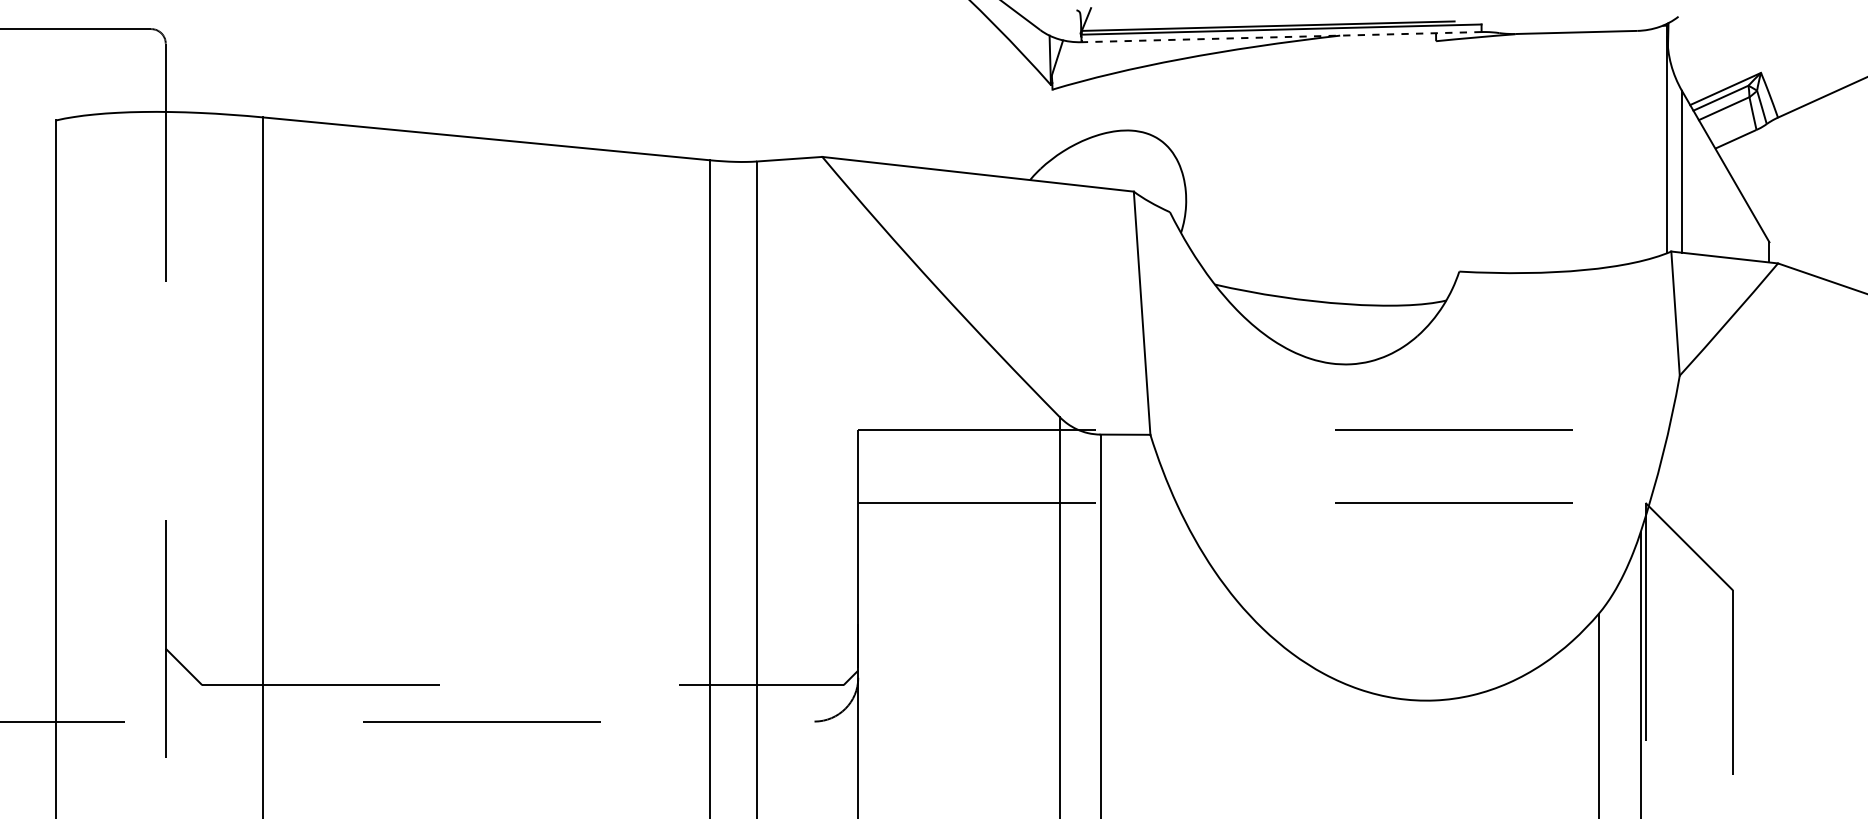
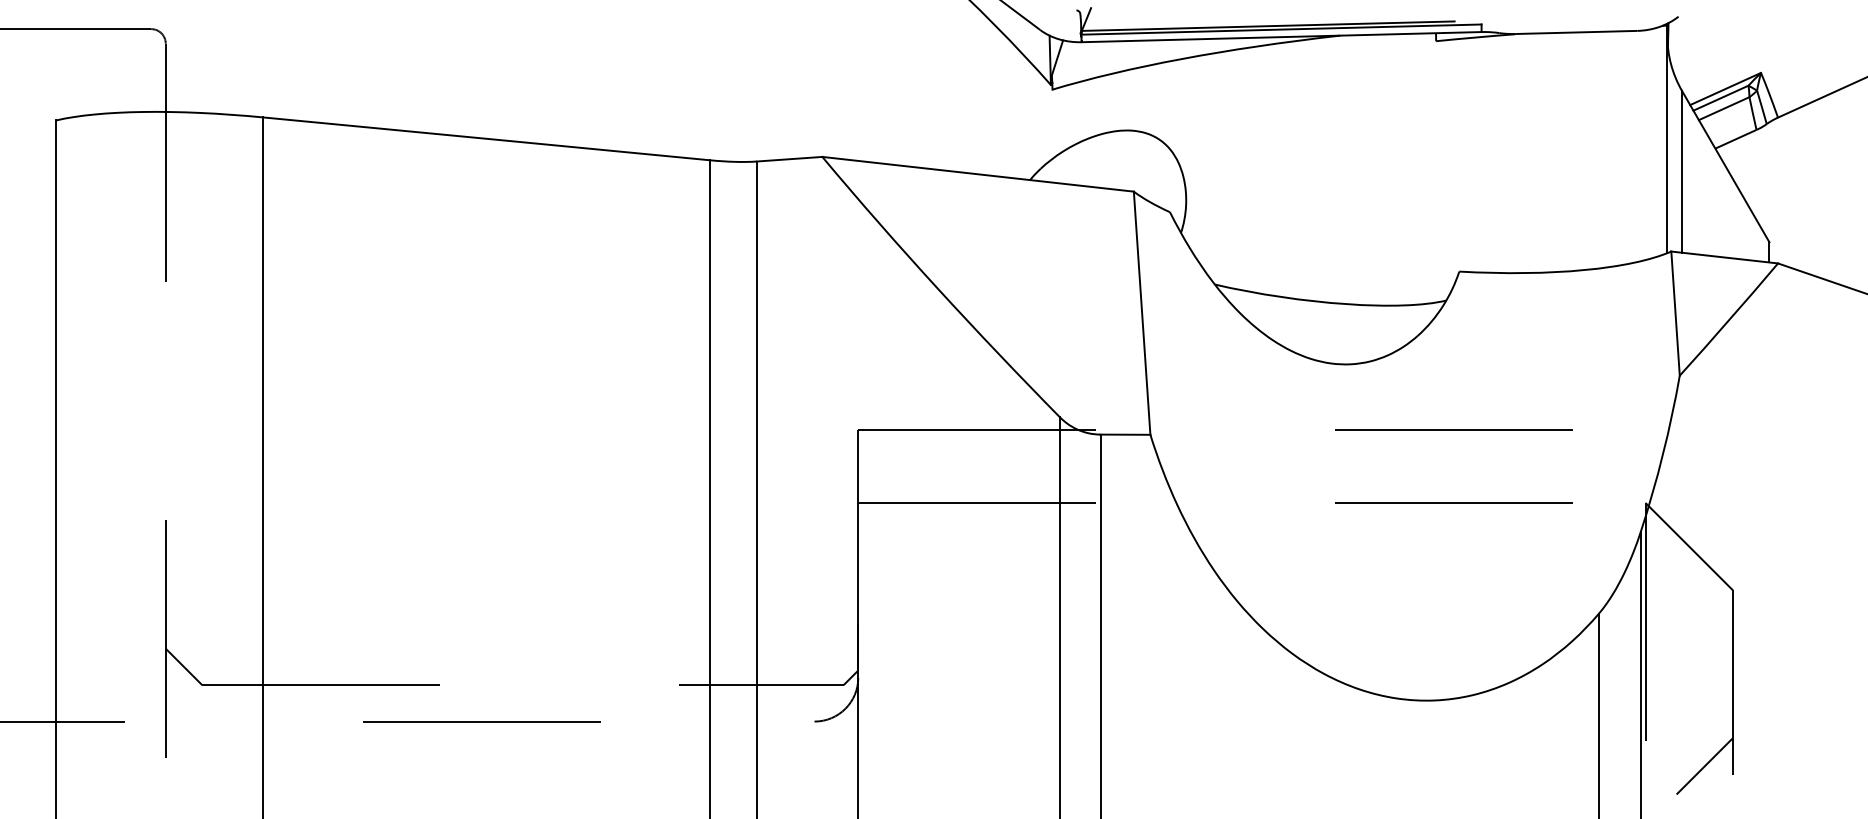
line: dashed -> solid (1281, 37)
line: none -> present (1704, 766)
